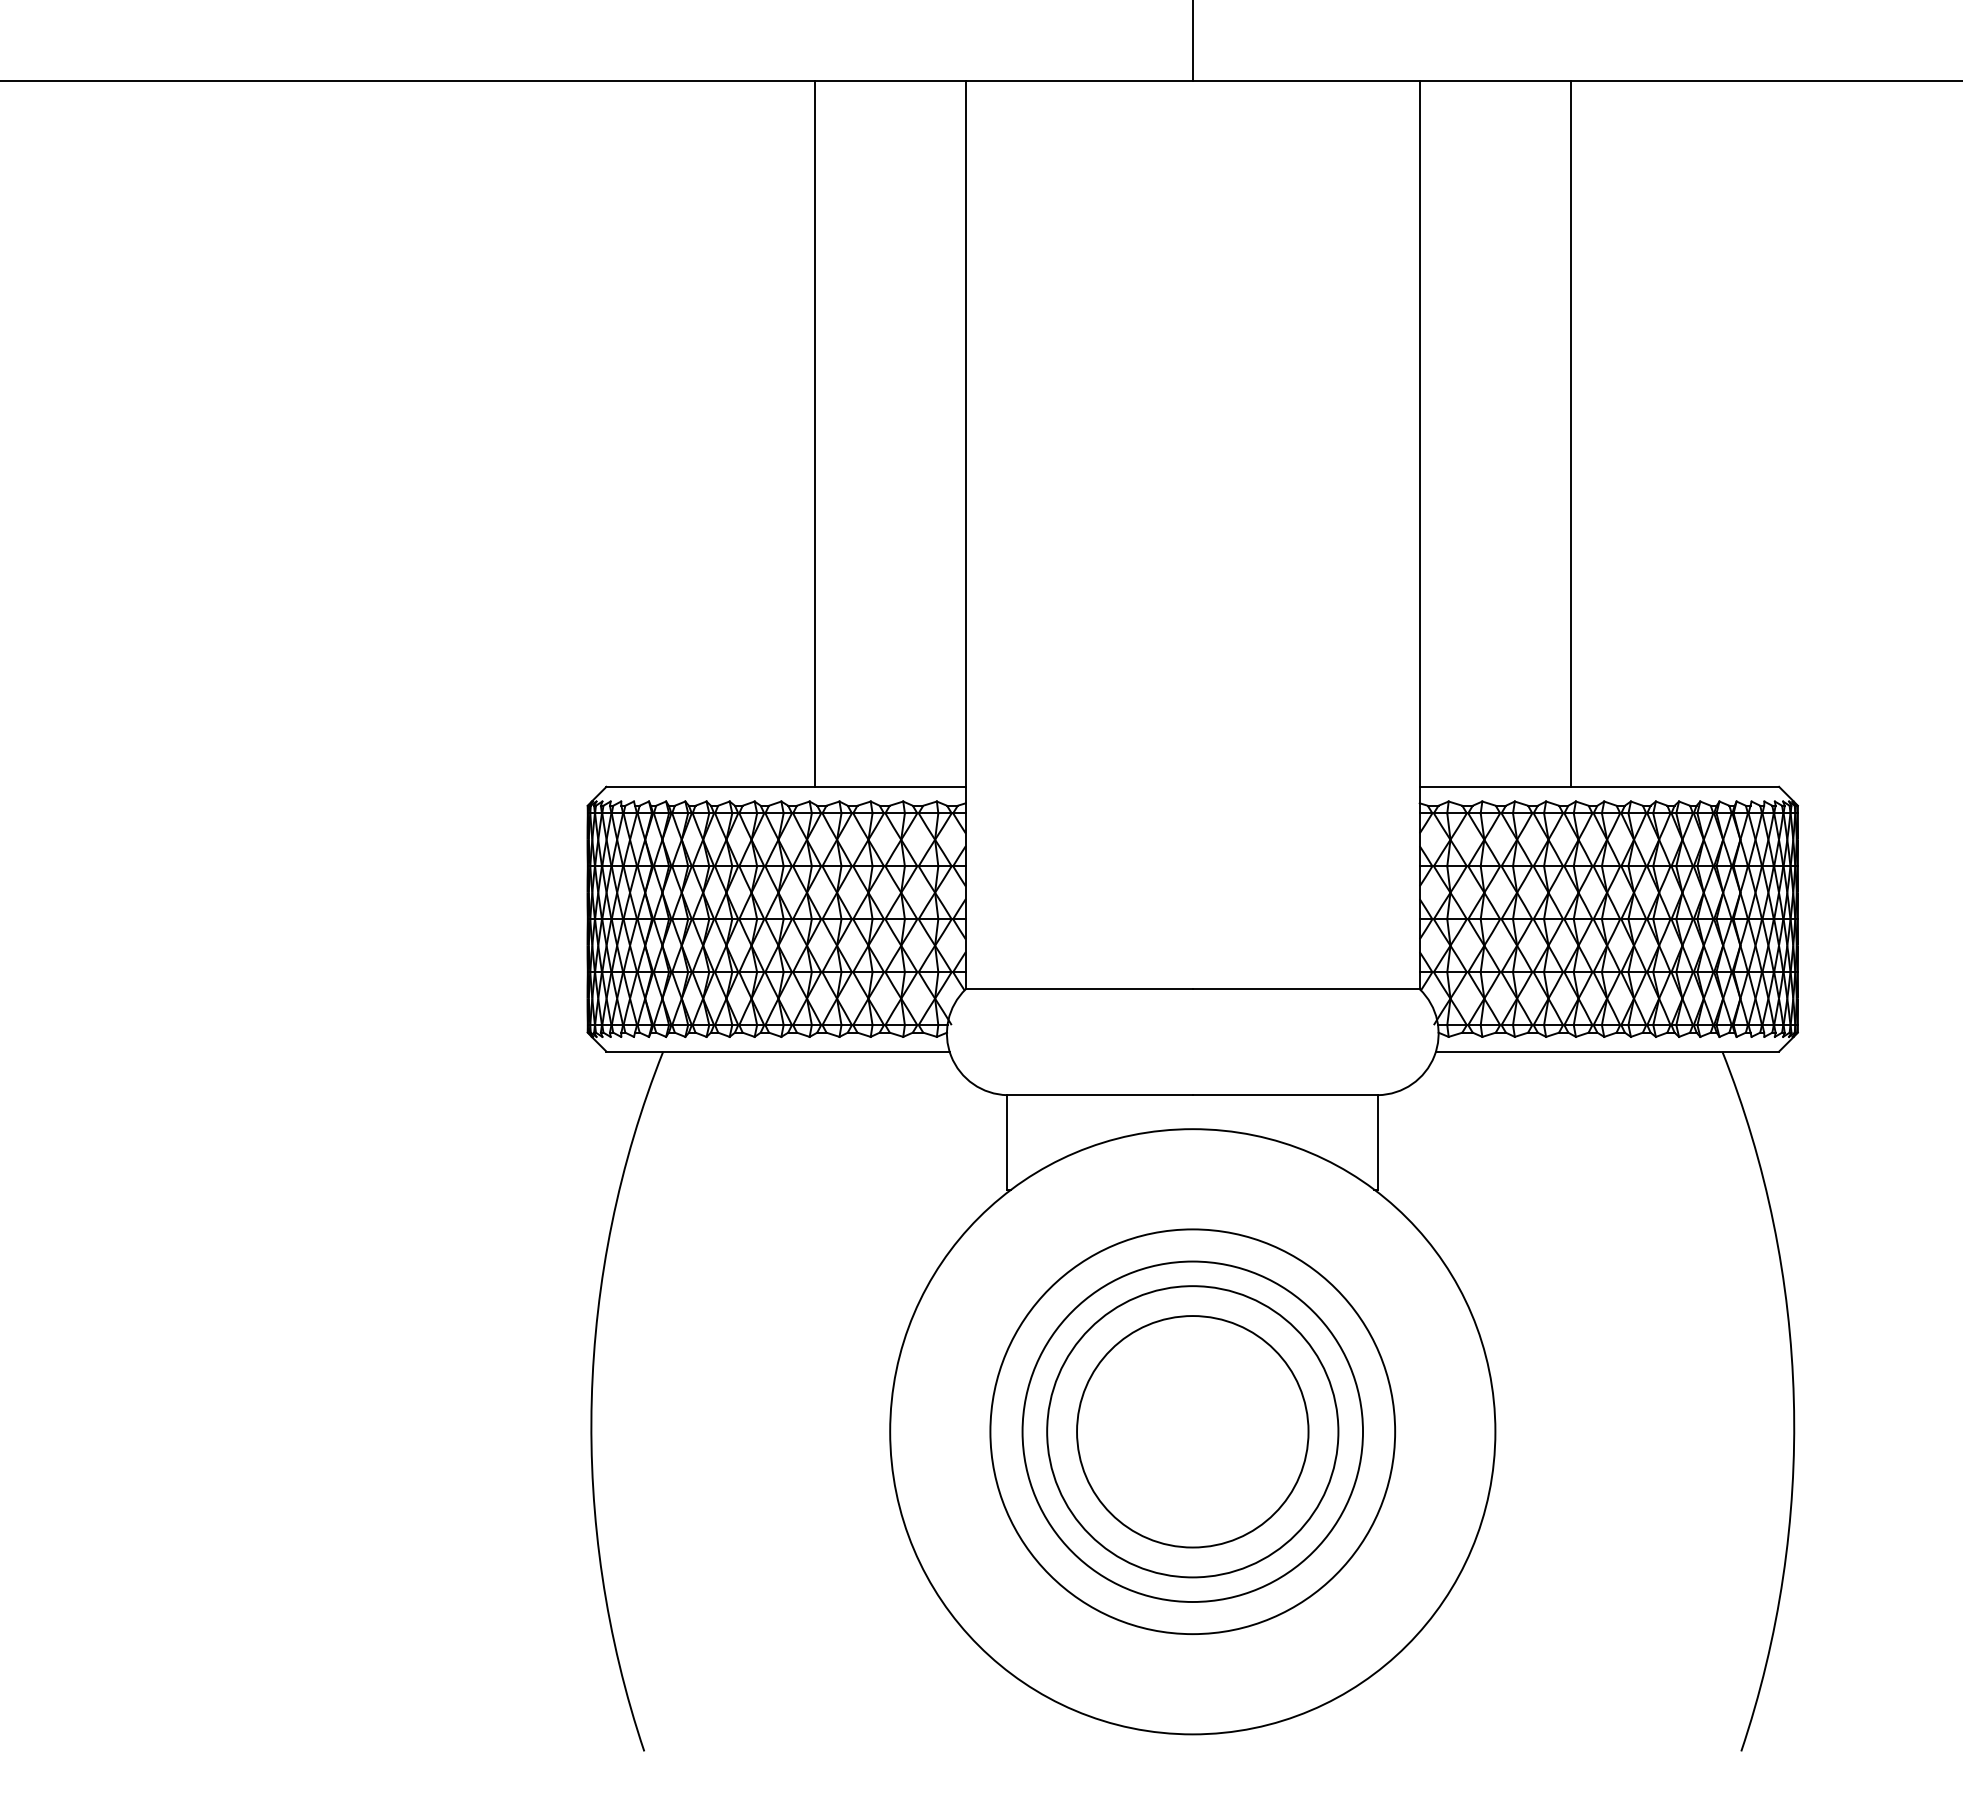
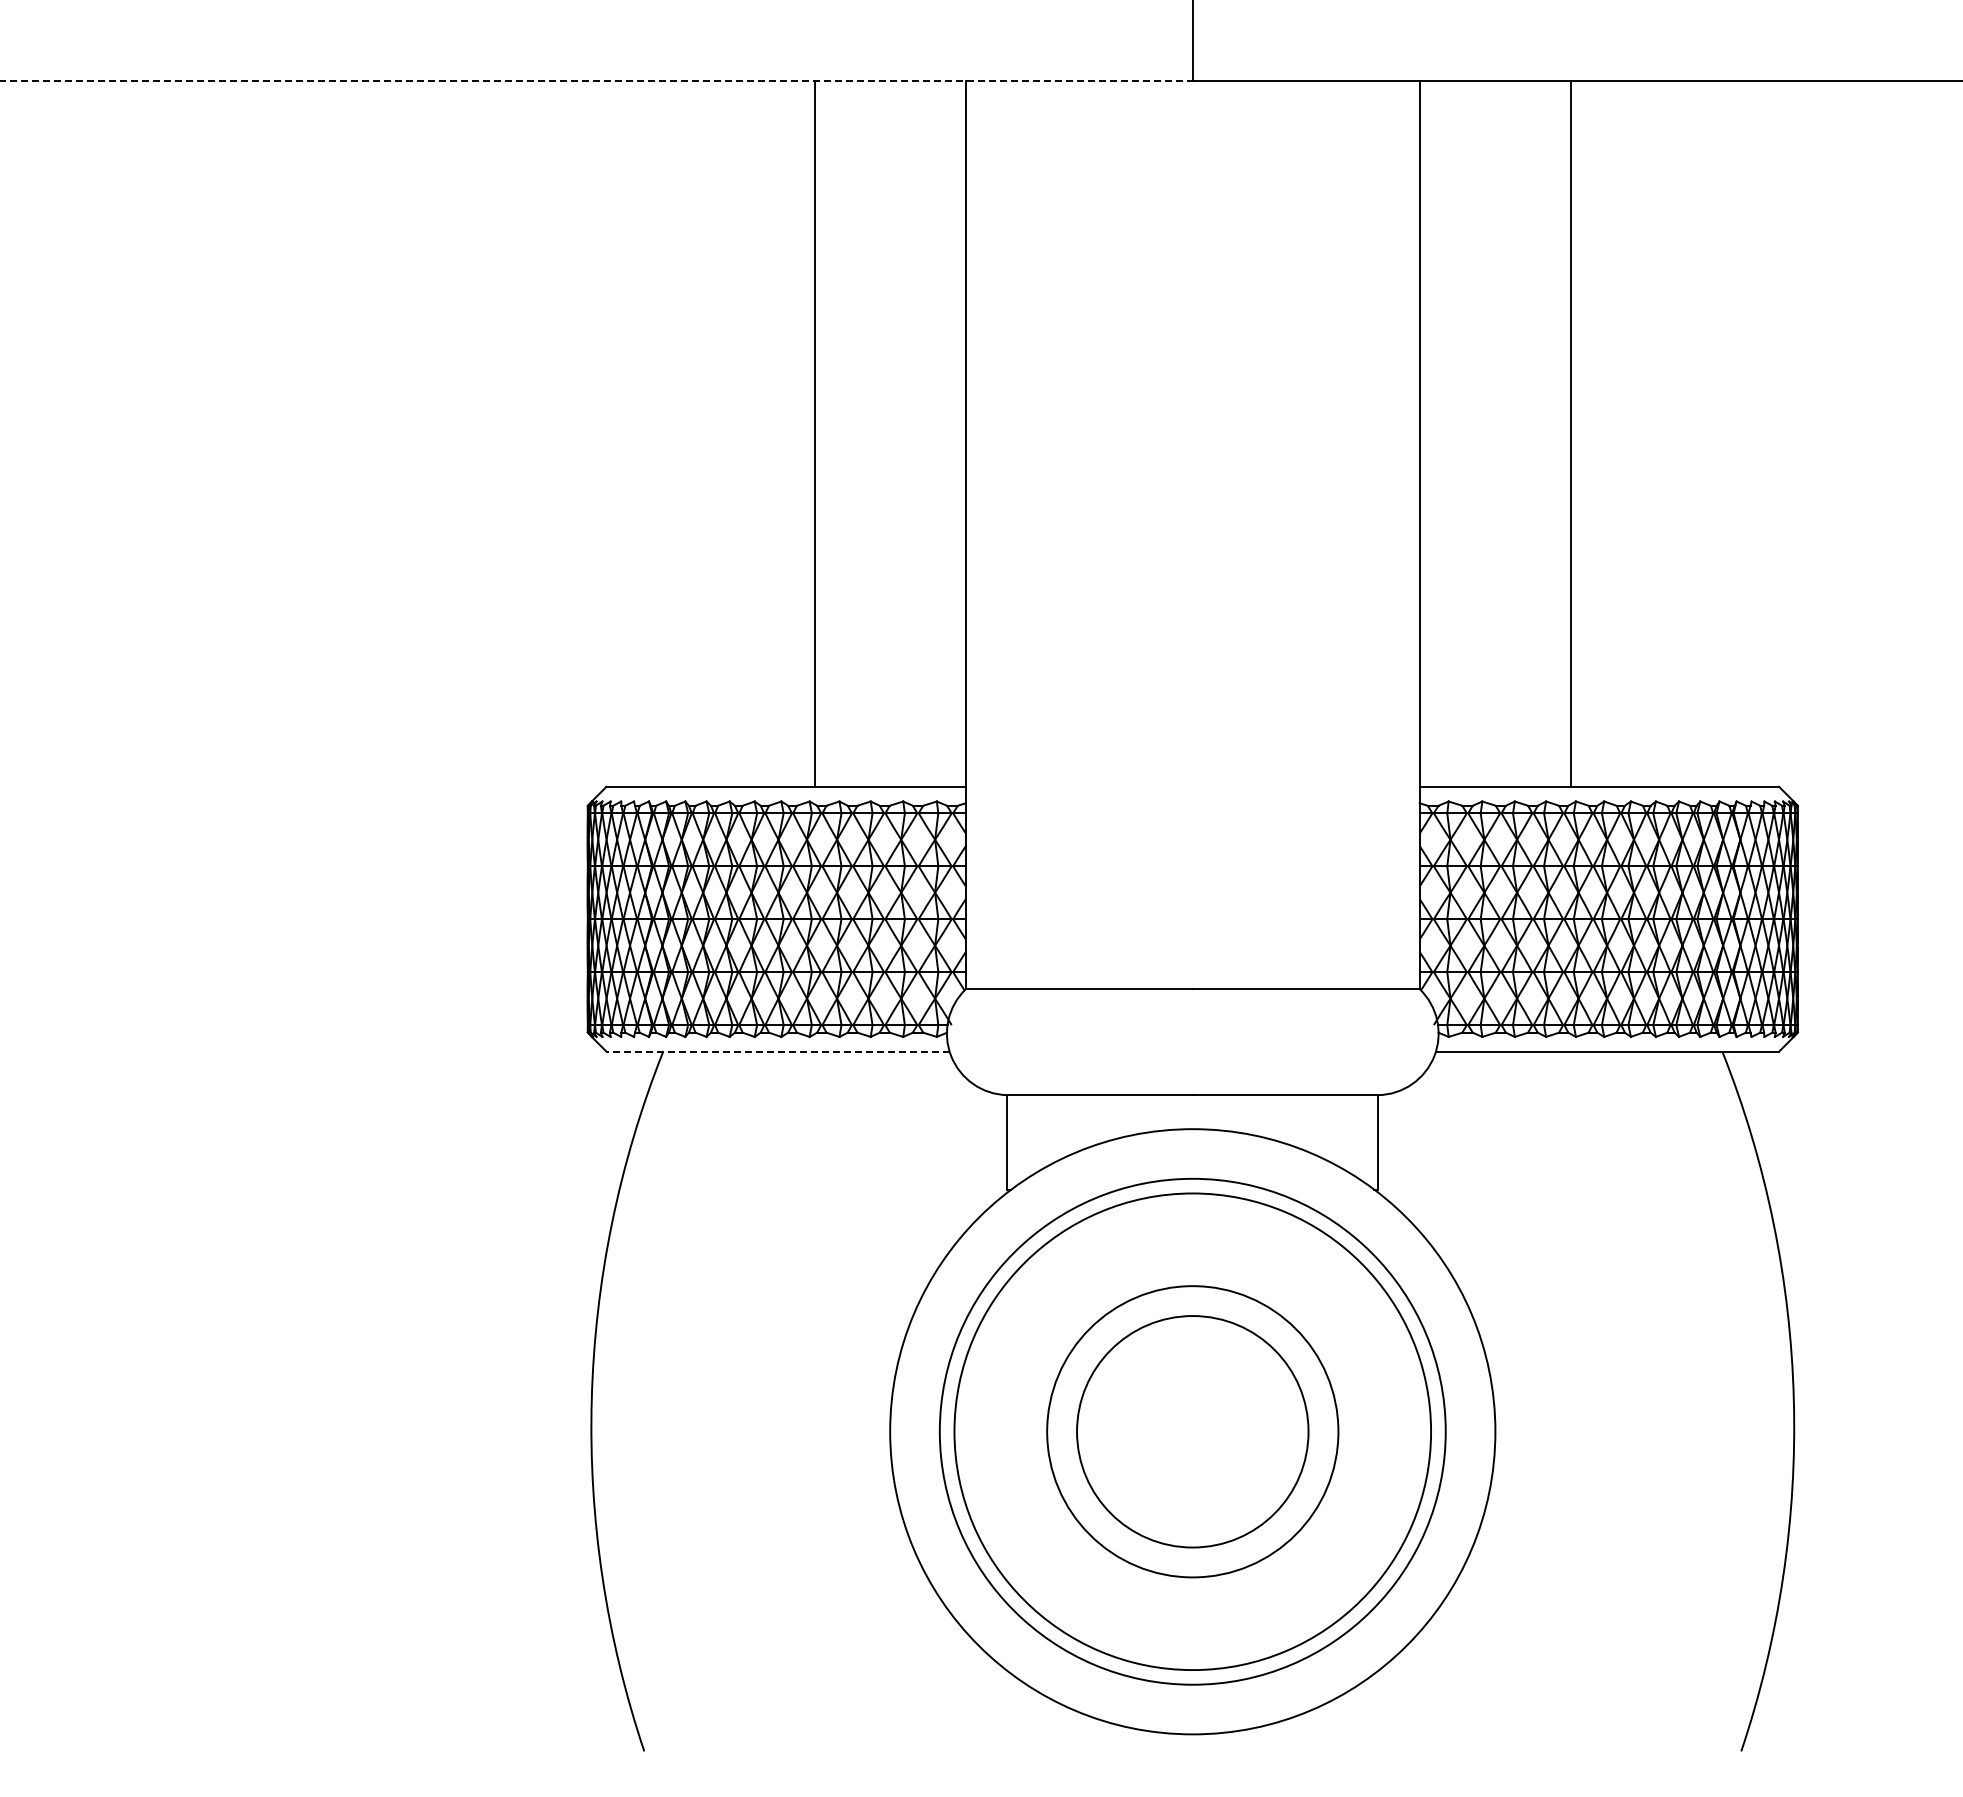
line: solid -> dashed (597, 81)
line: solid -> dashed (778, 1051)
circle diameter: 340 px -> 477 px (1192, 1431)
circle diameter: 405 px -> 506 px (1192, 1431)
